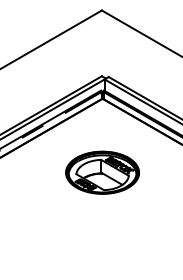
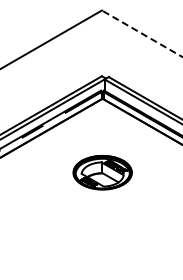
line: solid -> dashed (141, 33)
part size: 76x45 px -> 61x36 px (102, 172)
